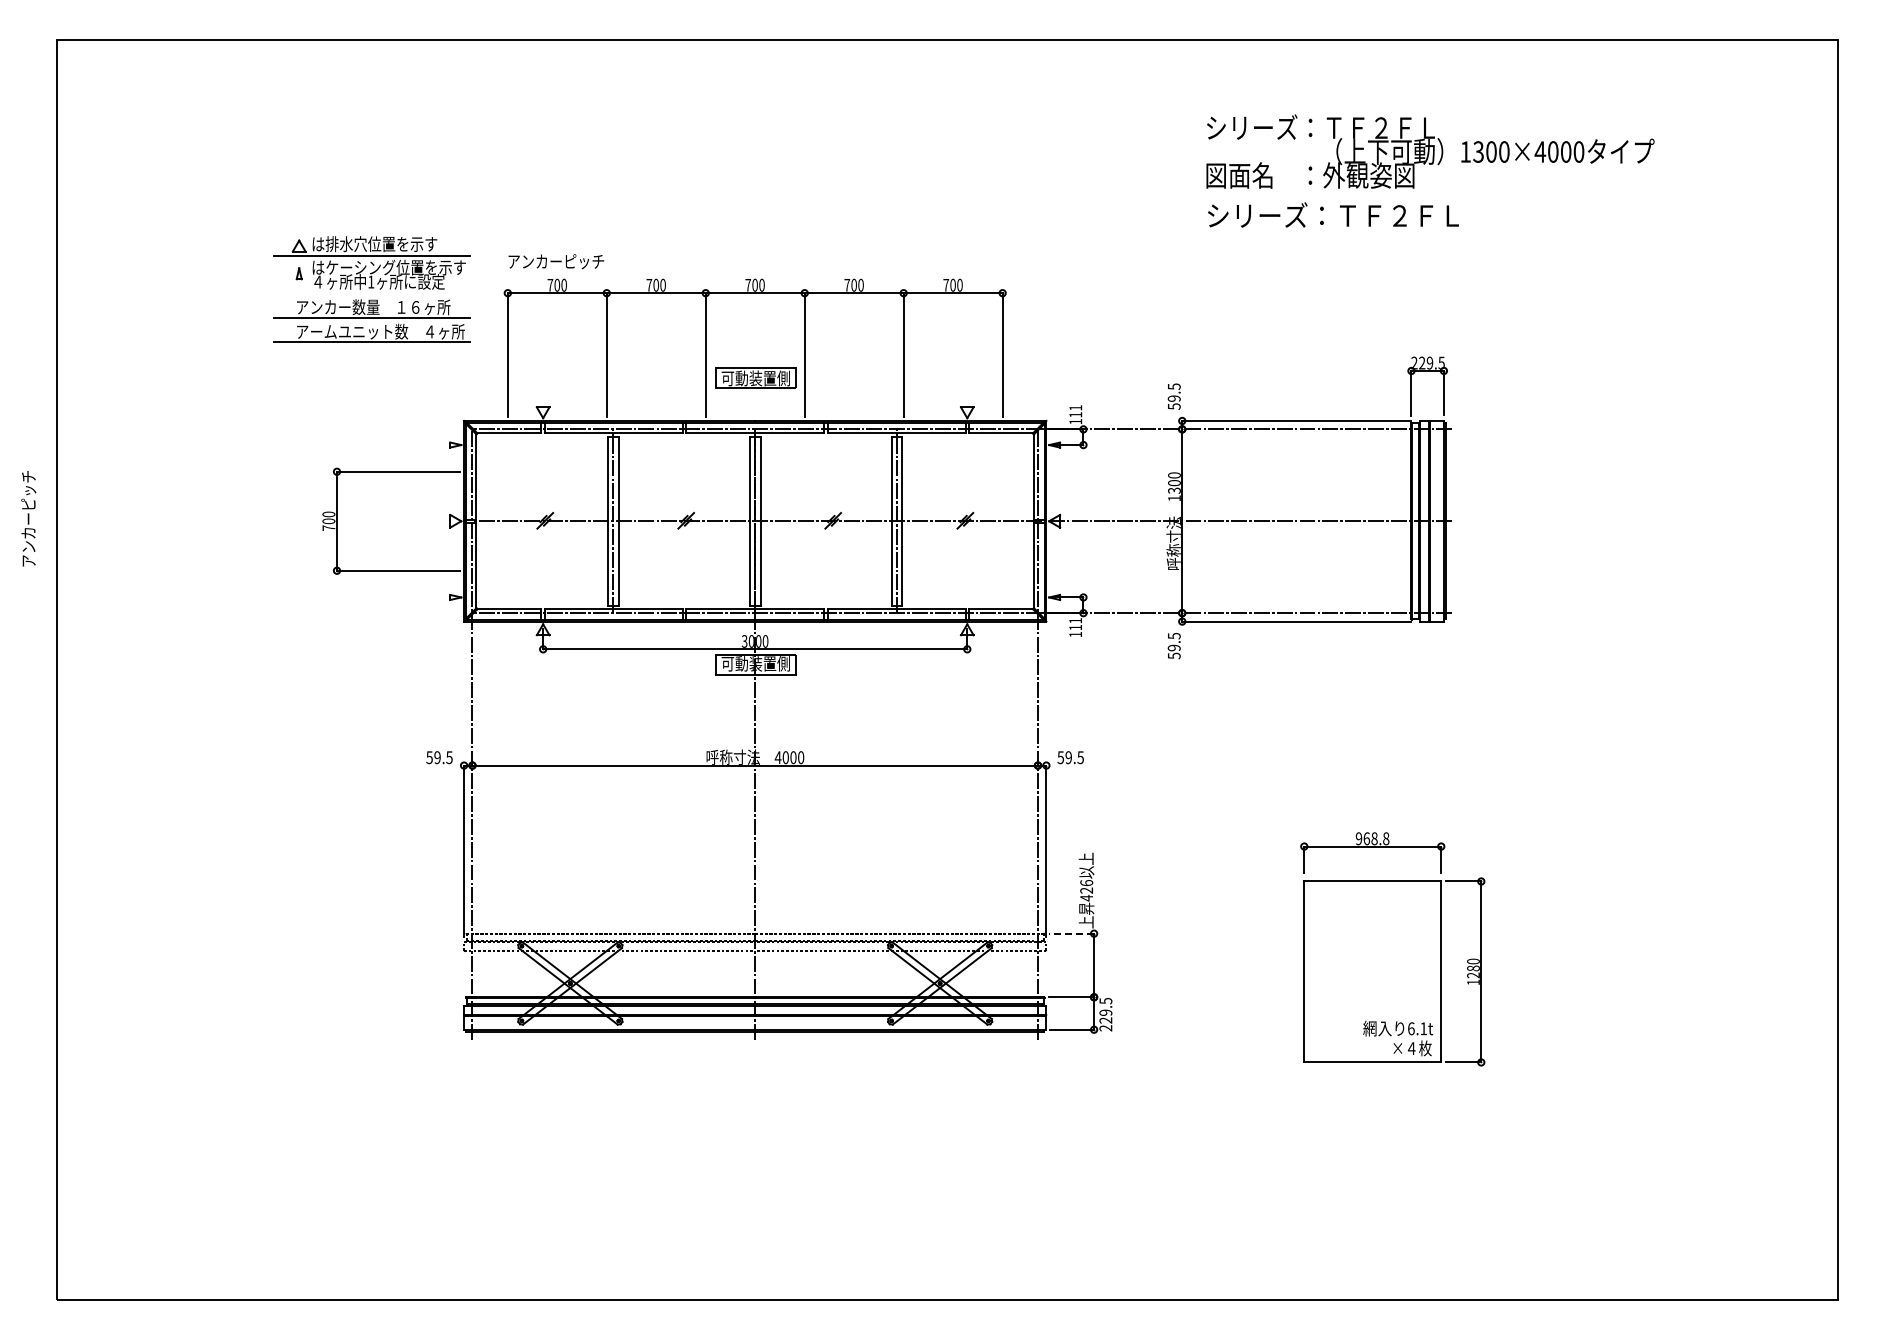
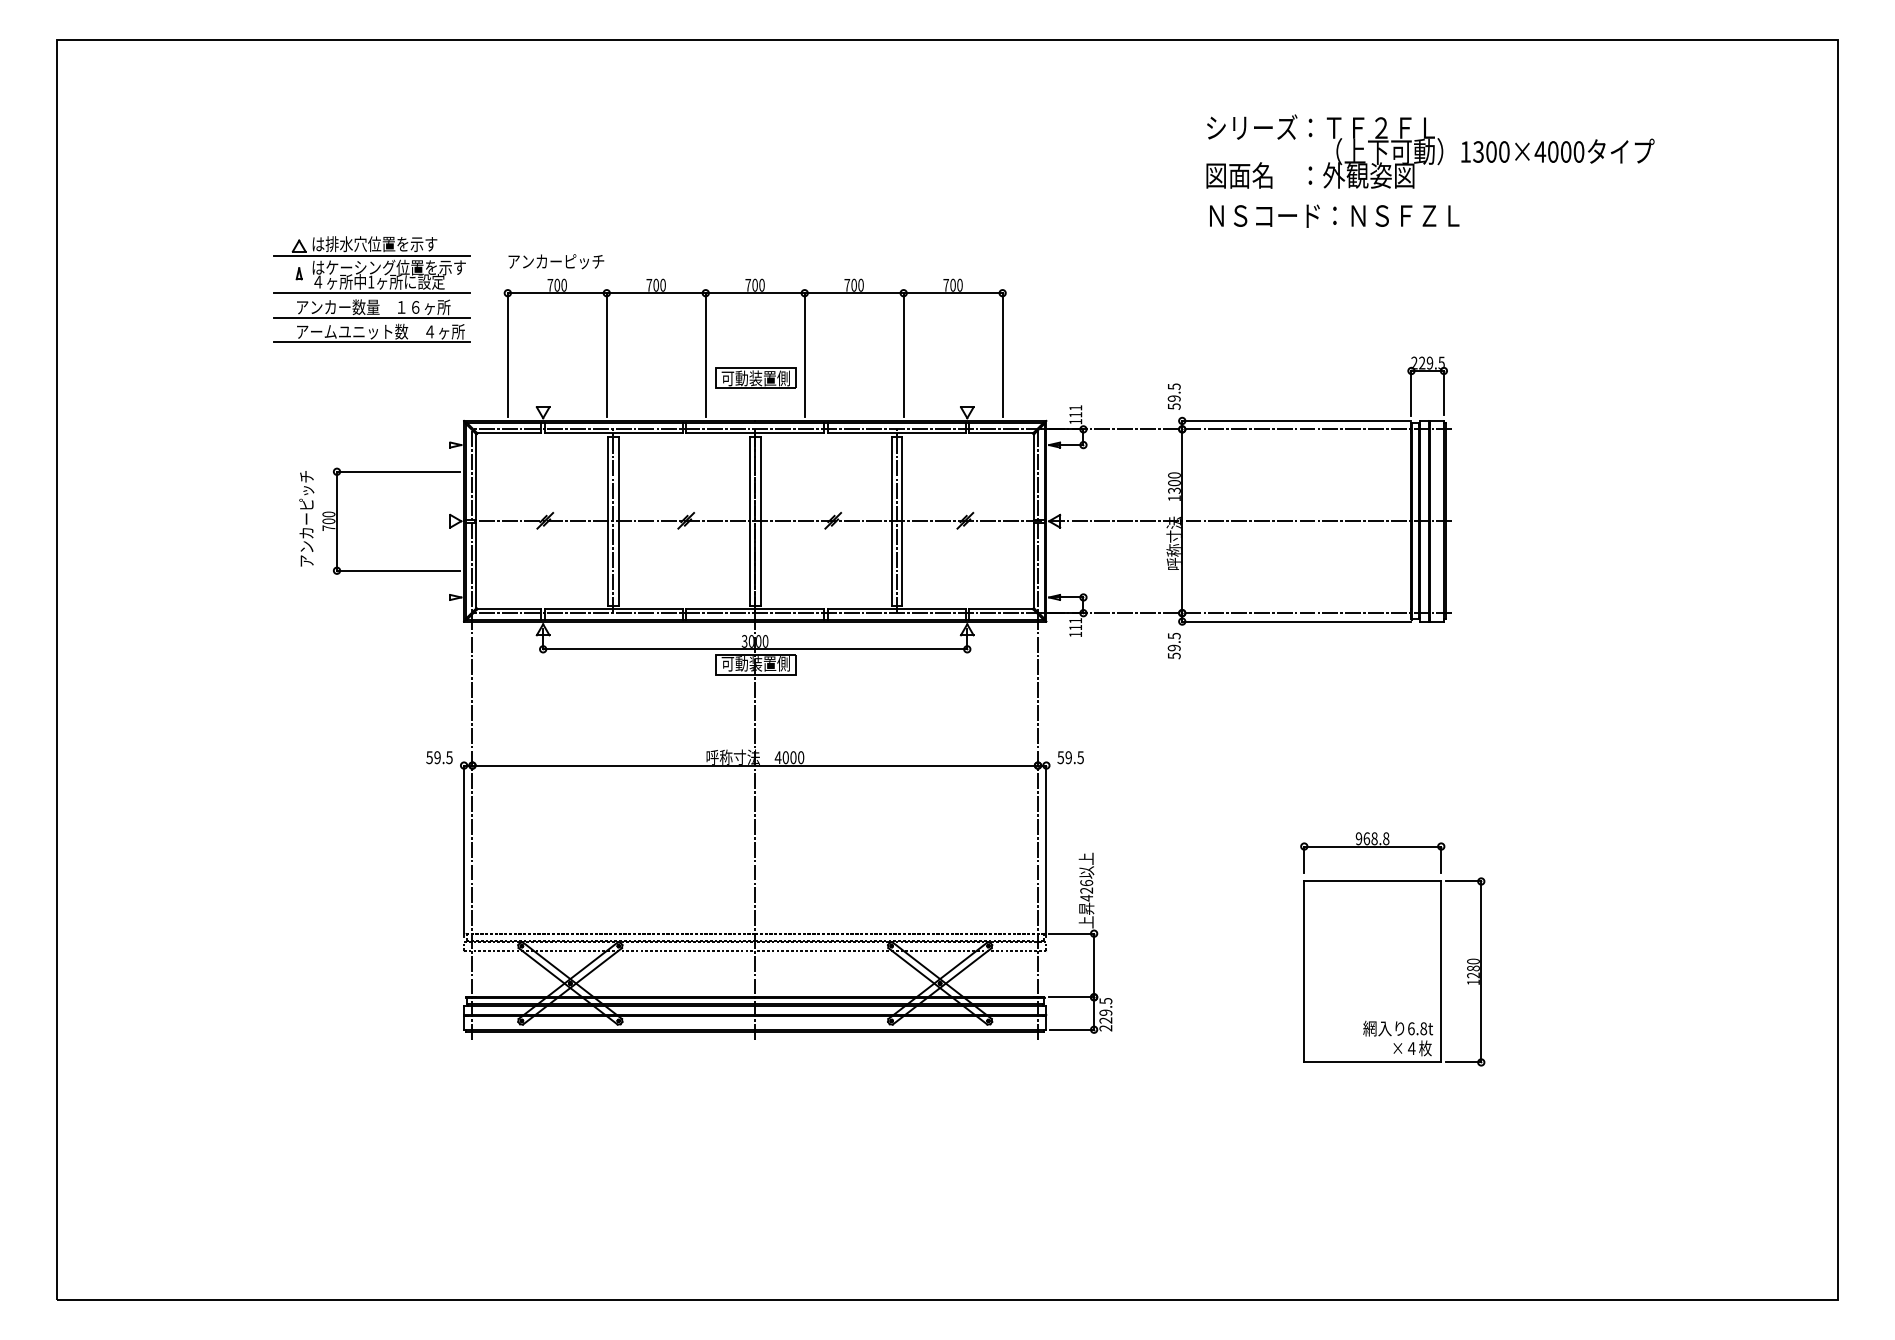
text: シリーズ：ＴＦ２ＦＬ -> ＮＳコード：ＮＳＦＺＬ (1333, 214)
line: none -> present (371, 293)
text position: (28, 518) -> (306, 518) (306, 518)
line: dashed -> solid (1071, 933)
text: 6.1t -> 6.8t (1423, 1028)
